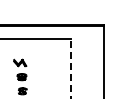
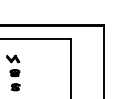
line: dashed -> solid (71, 68)
part position: (20, 76) -> (13, 72) (13, 72)
